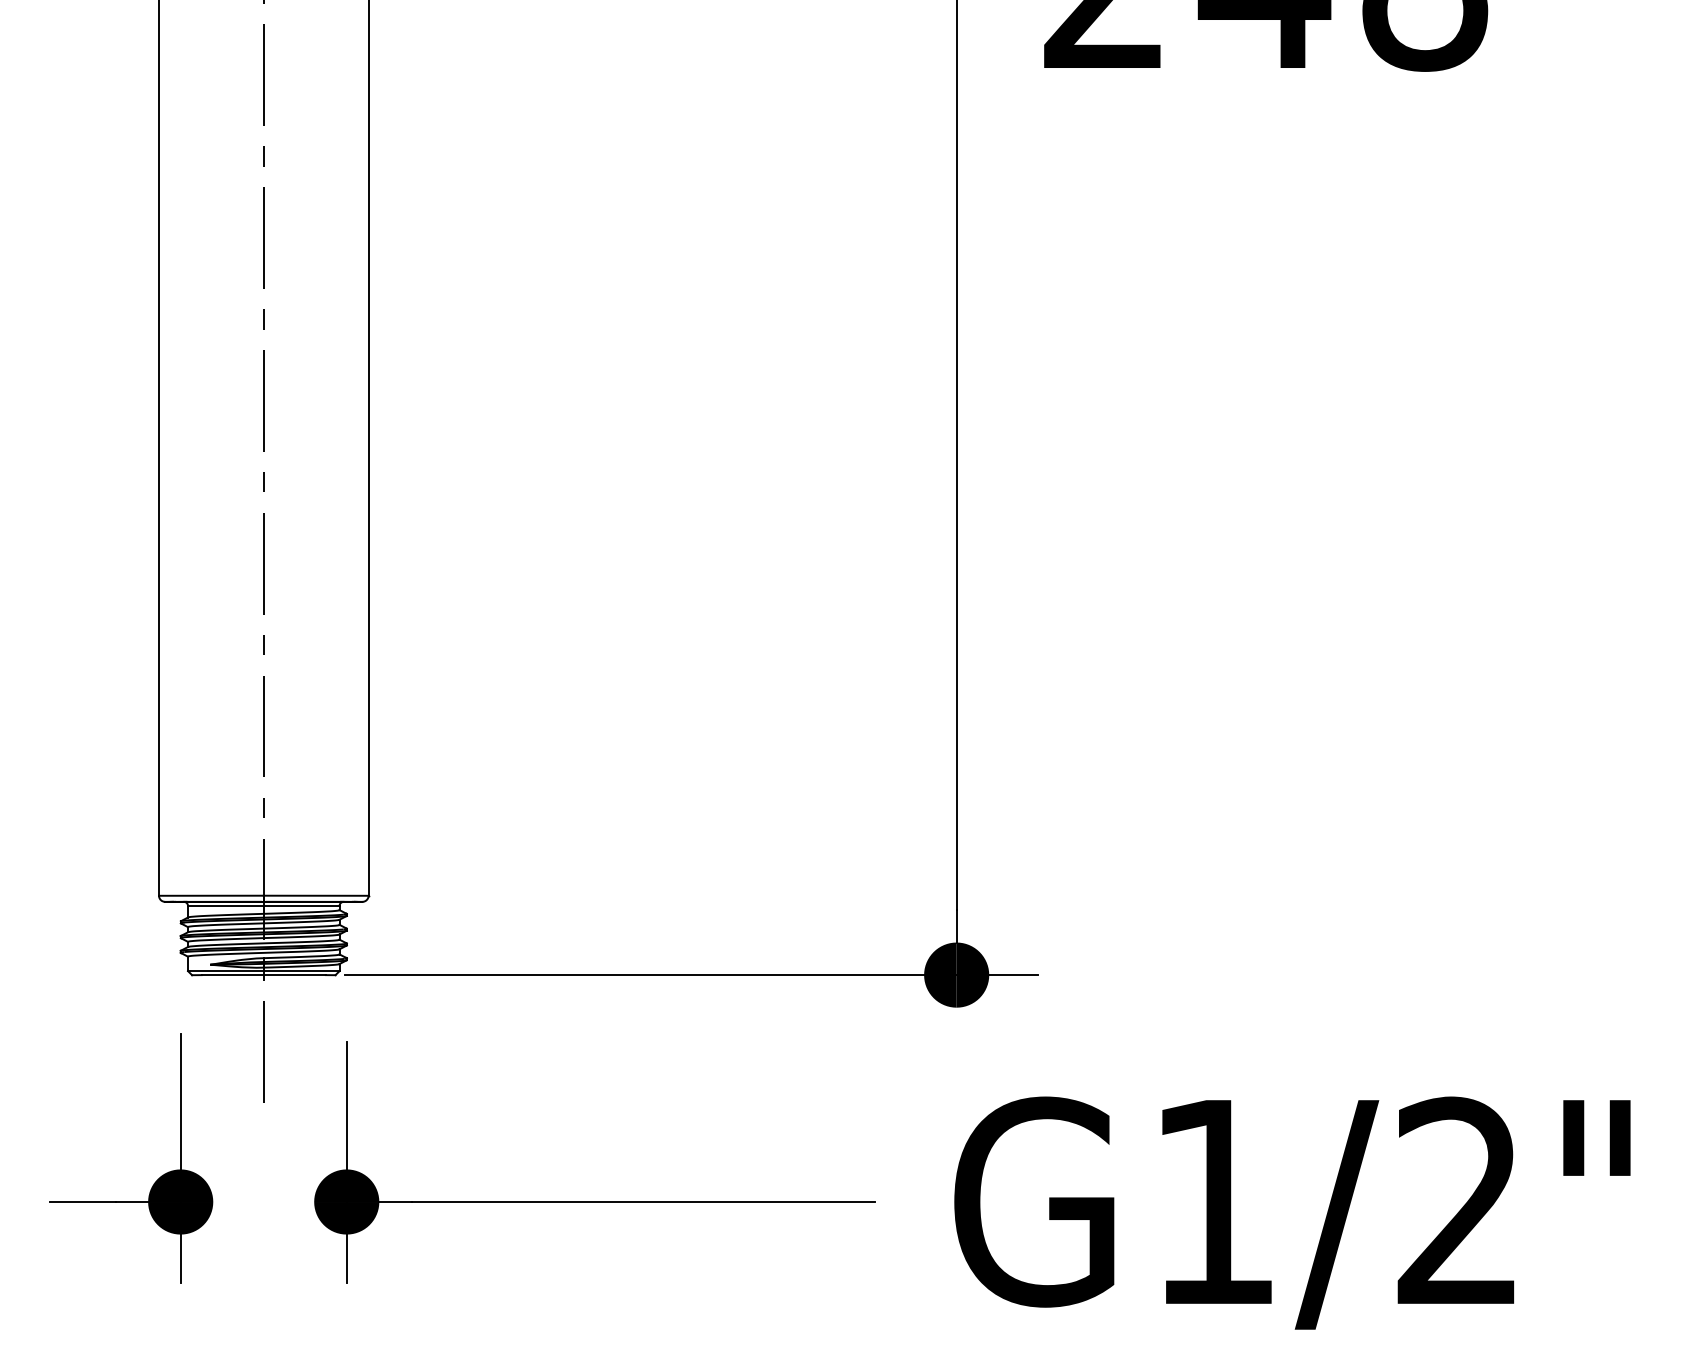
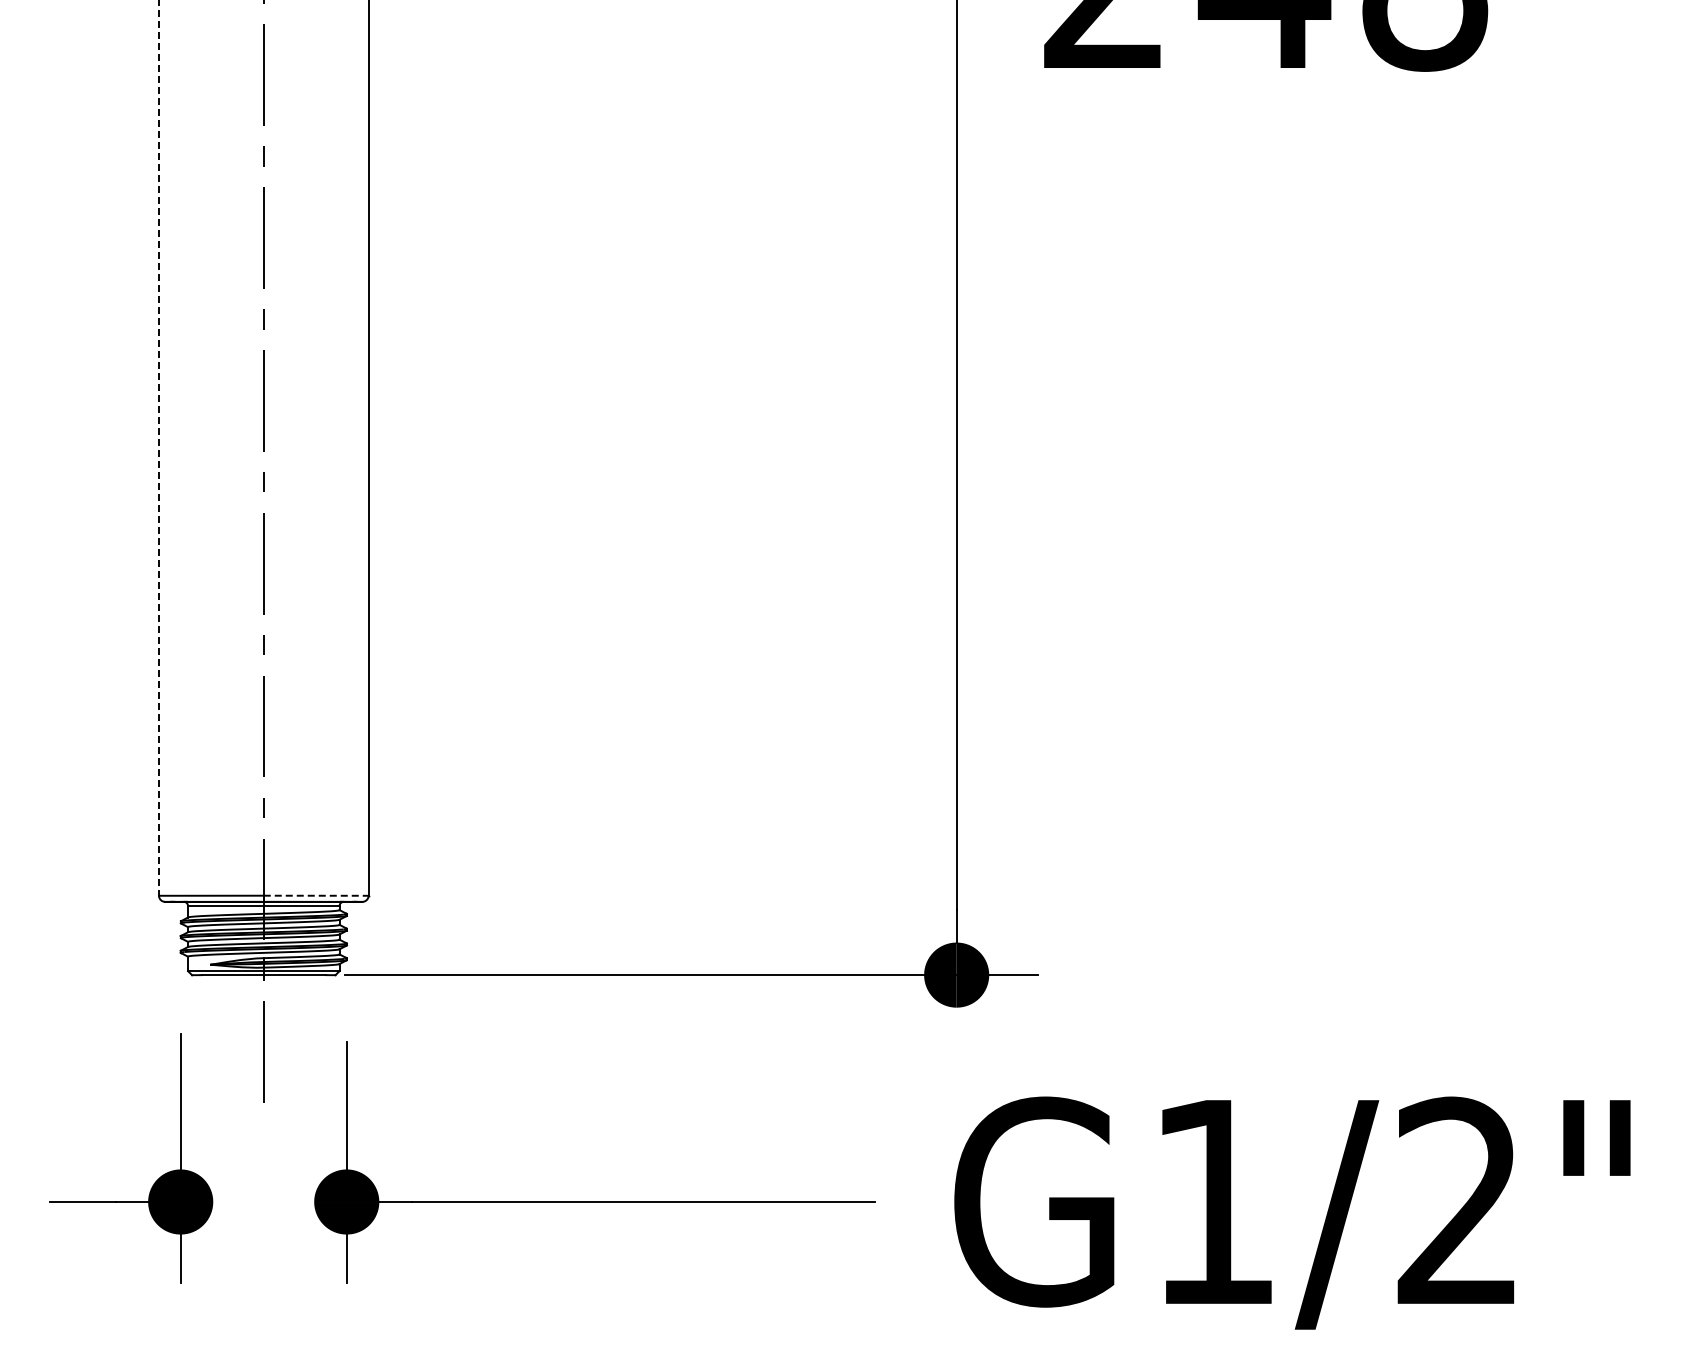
line: solid -> dashed (159, 448)
line: solid -> dashed (316, 895)
